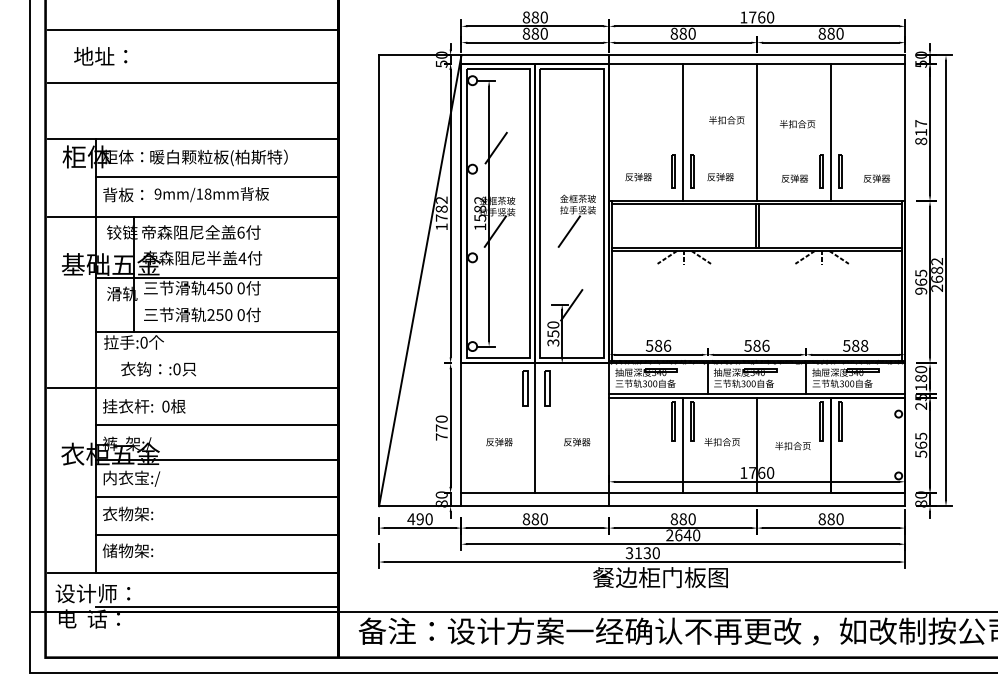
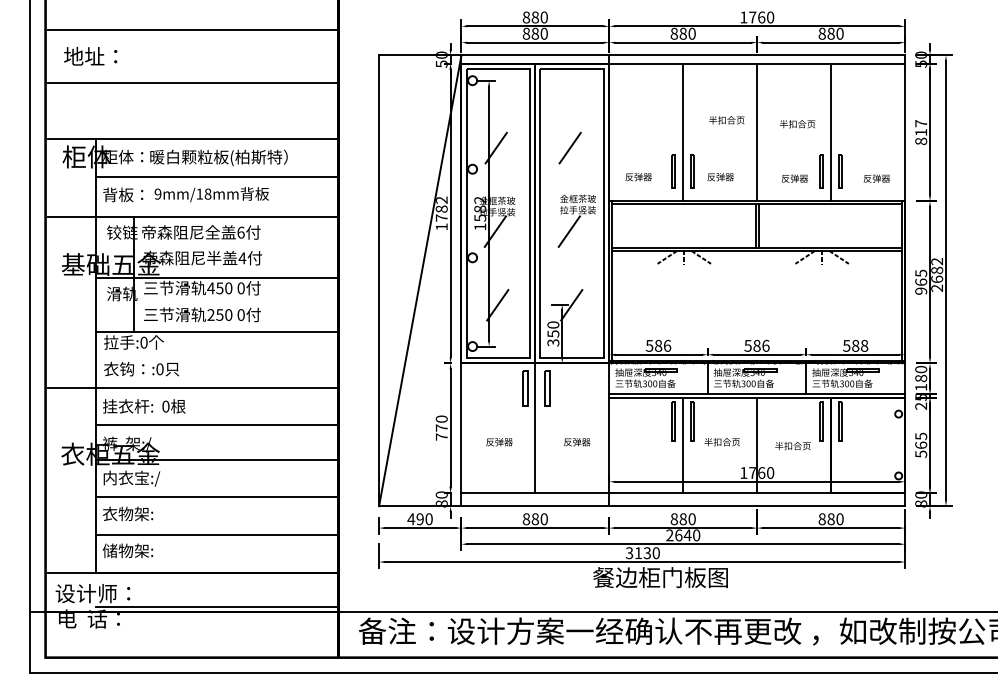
text position: (100, 55) -> (90, 55) (90, 55)
line: none -> present (569, 147)
line: none -> present (497, 305)
text position: (158, 368) -> (141, 368) (141, 368)
